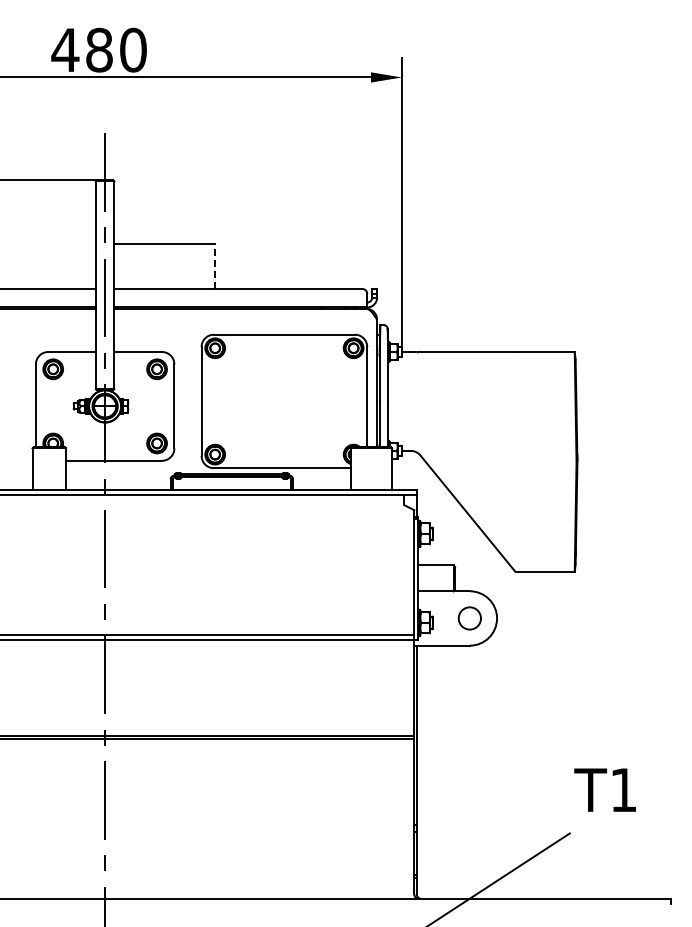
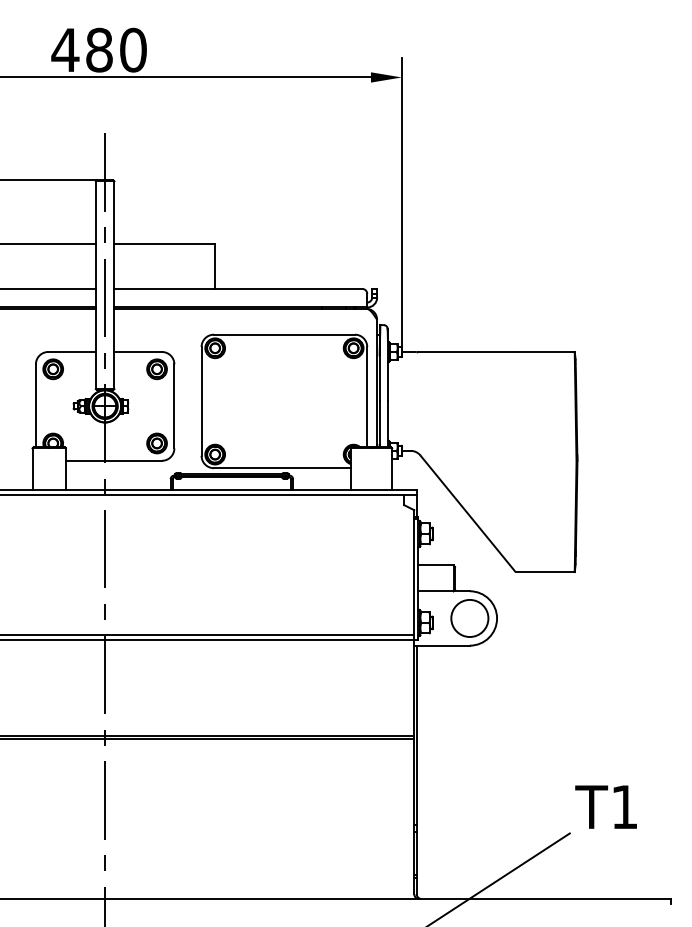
line: none -> present (48, 244)
line: dashed -> solid (215, 266)
circle diameter: 22 px -> 37 px (469, 618)
text position: (604, 789) -> (605, 806) (605, 806)
